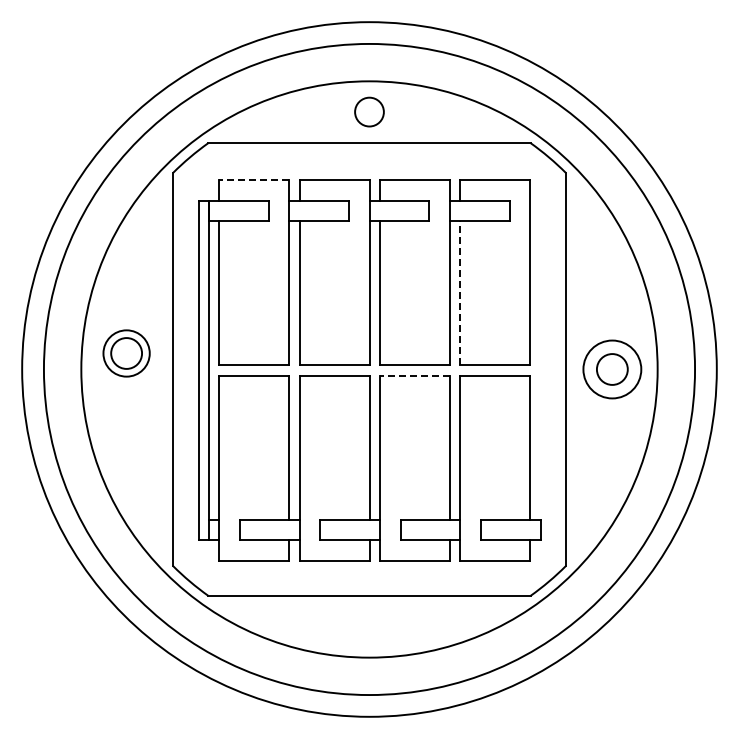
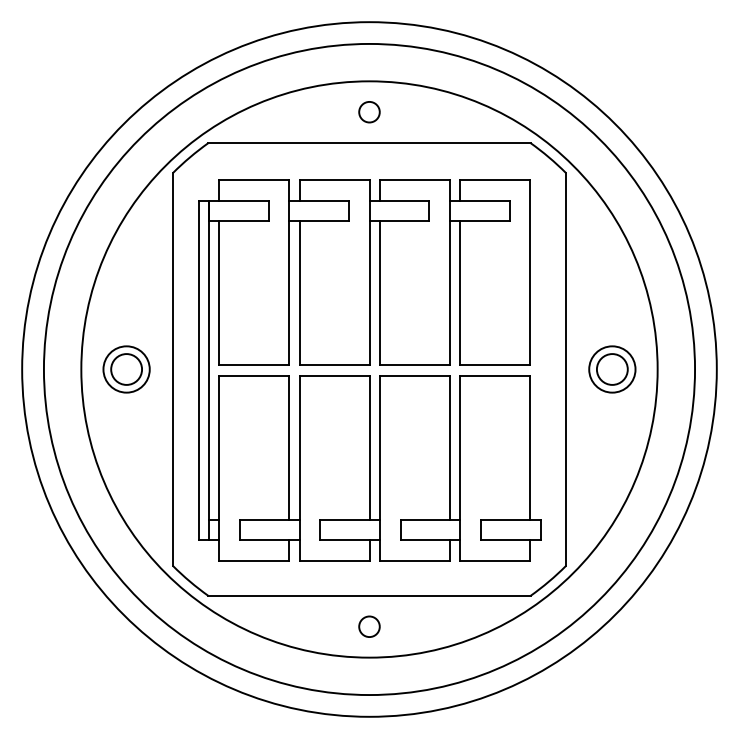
circle size: 31x32 px -> 23x23 px (369, 112)
line: dashed -> solid (254, 180)
line: dashed -> solid (460, 292)
part position: (126, 353) -> (126, 369) (126, 369)
circle diameter: 58 px -> 46 px (612, 369)
line: dashed -> solid (414, 375)
circle: none -> present (369, 626)
